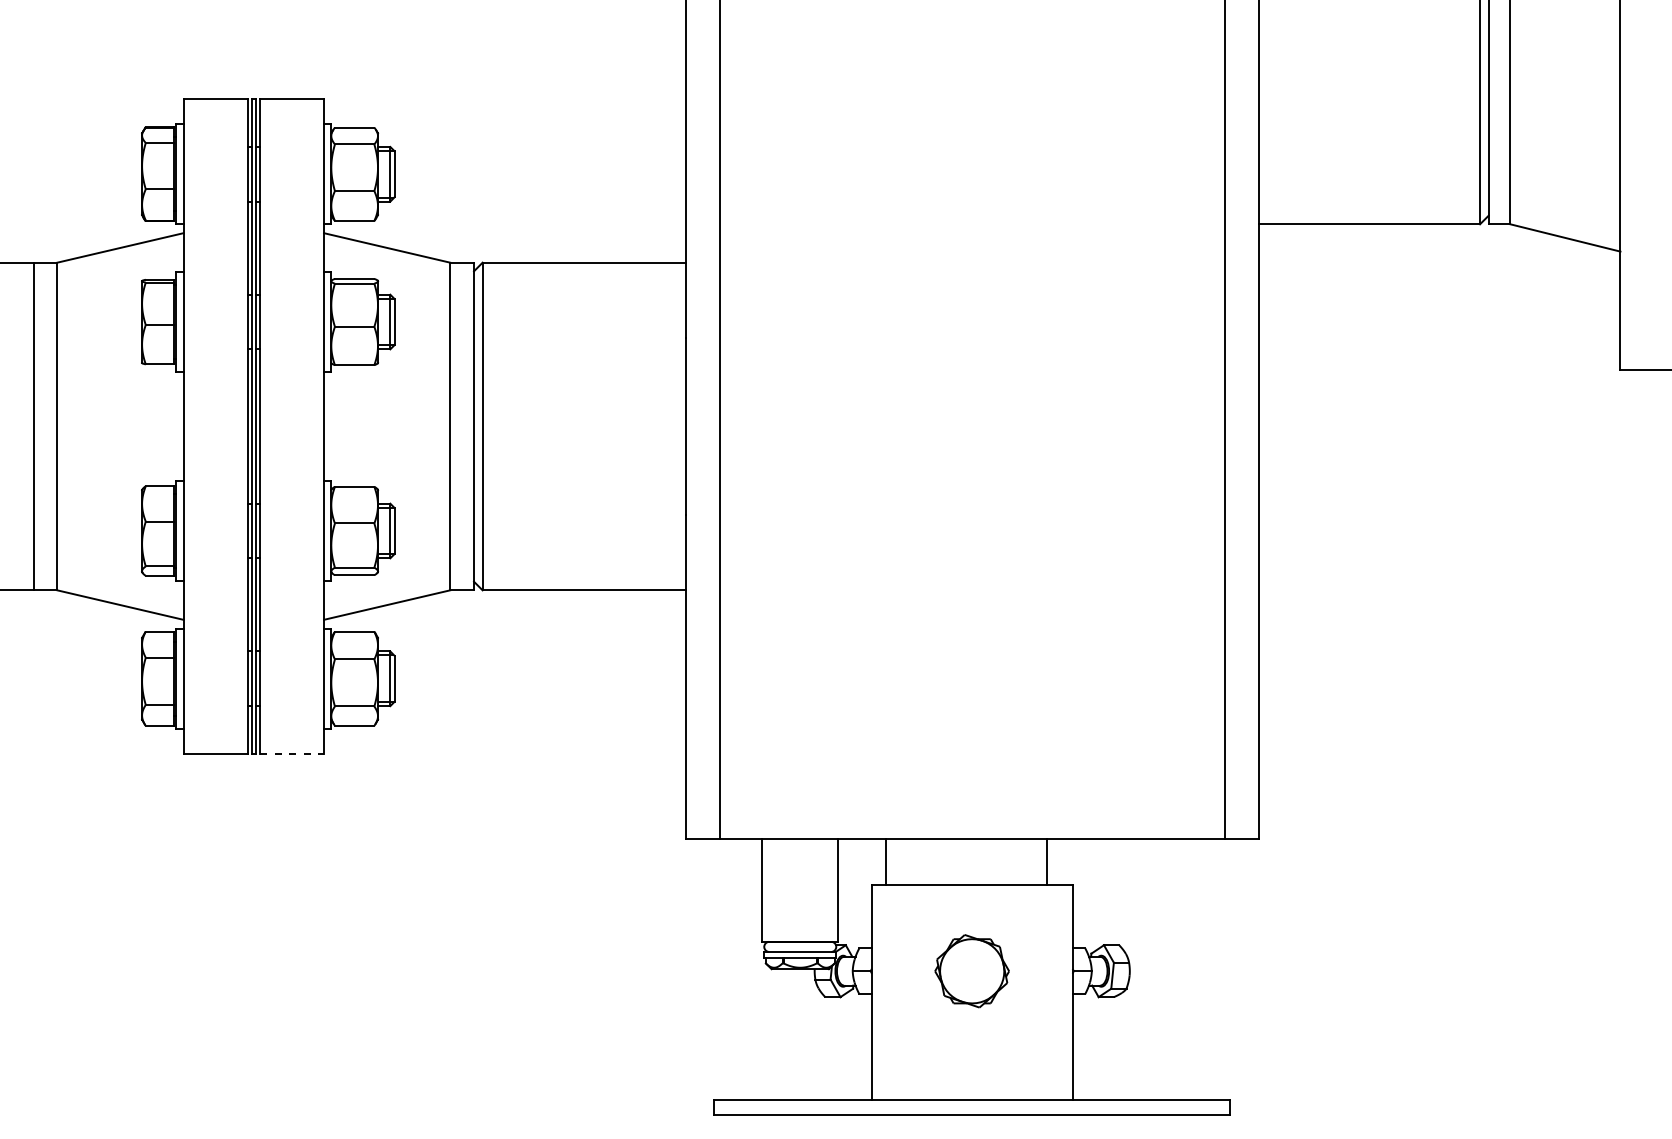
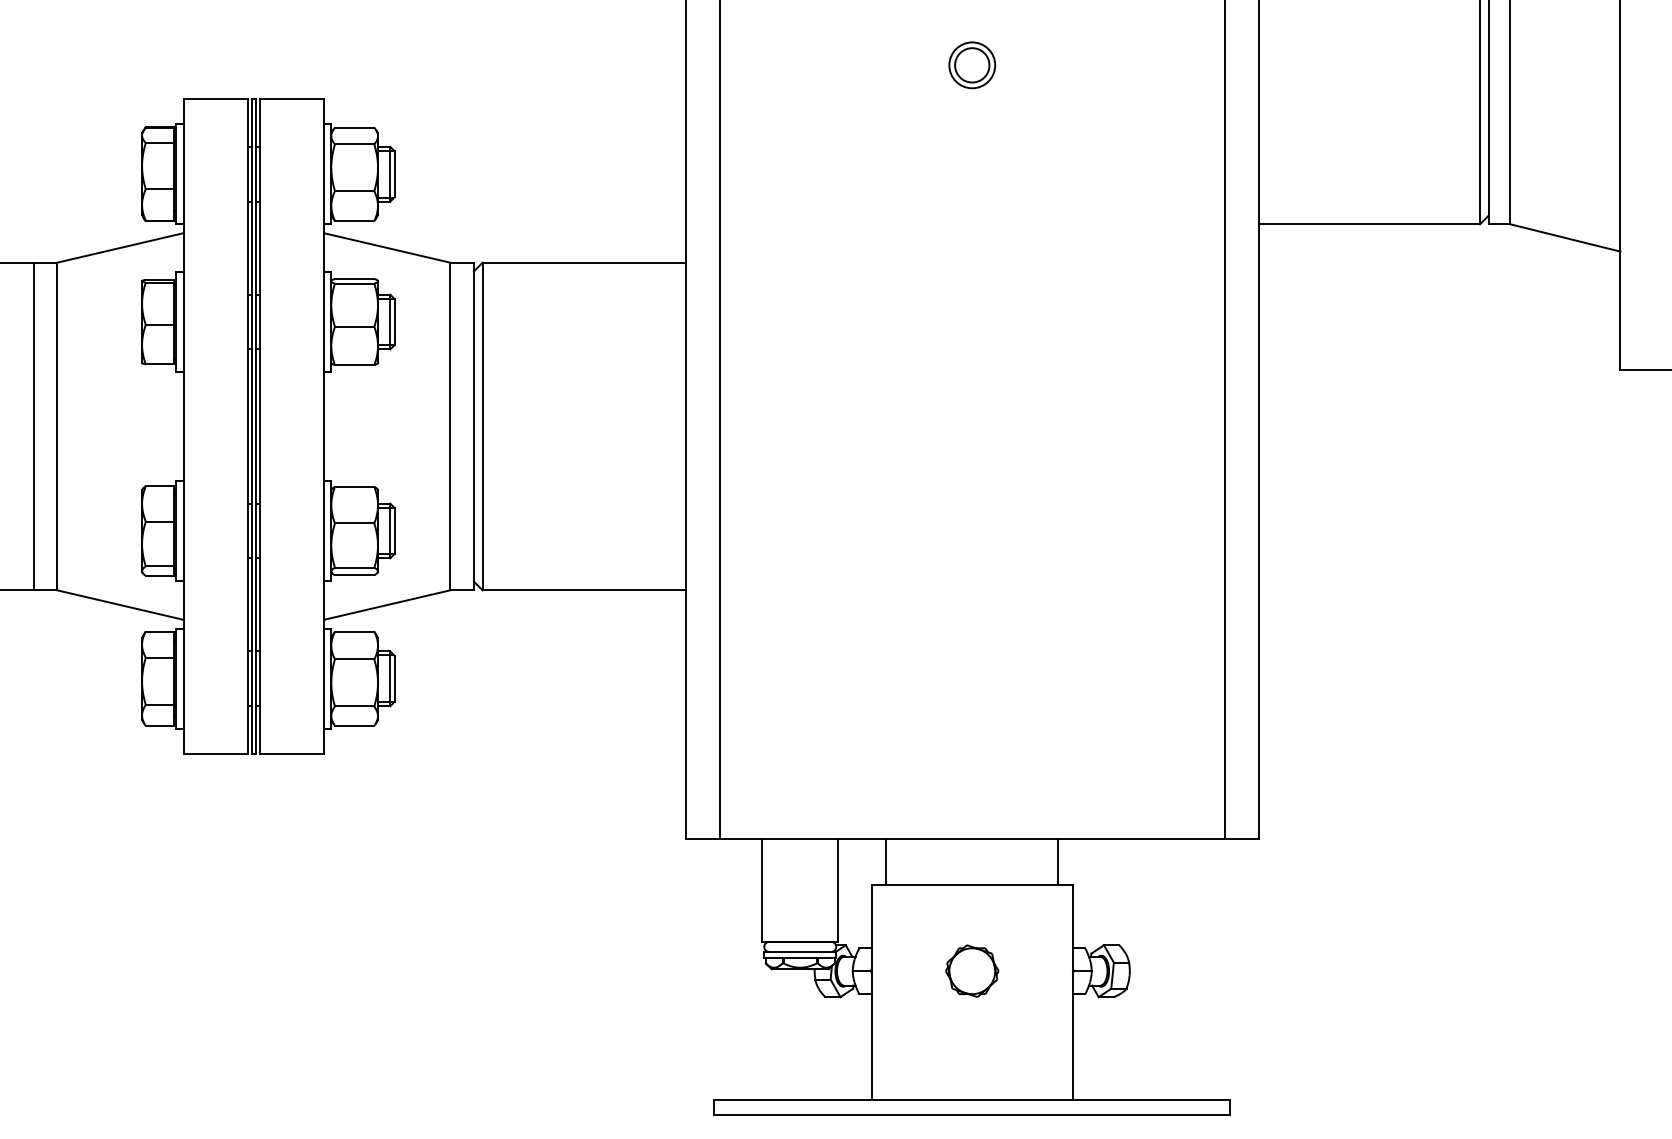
part: none -> present (972, 65)
line: dashed -> solid (292, 754)
line position: (1047, 862) -> (1058, 862) (1058, 862)
part size: 76x75 px -> 55x54 px (972, 970)
